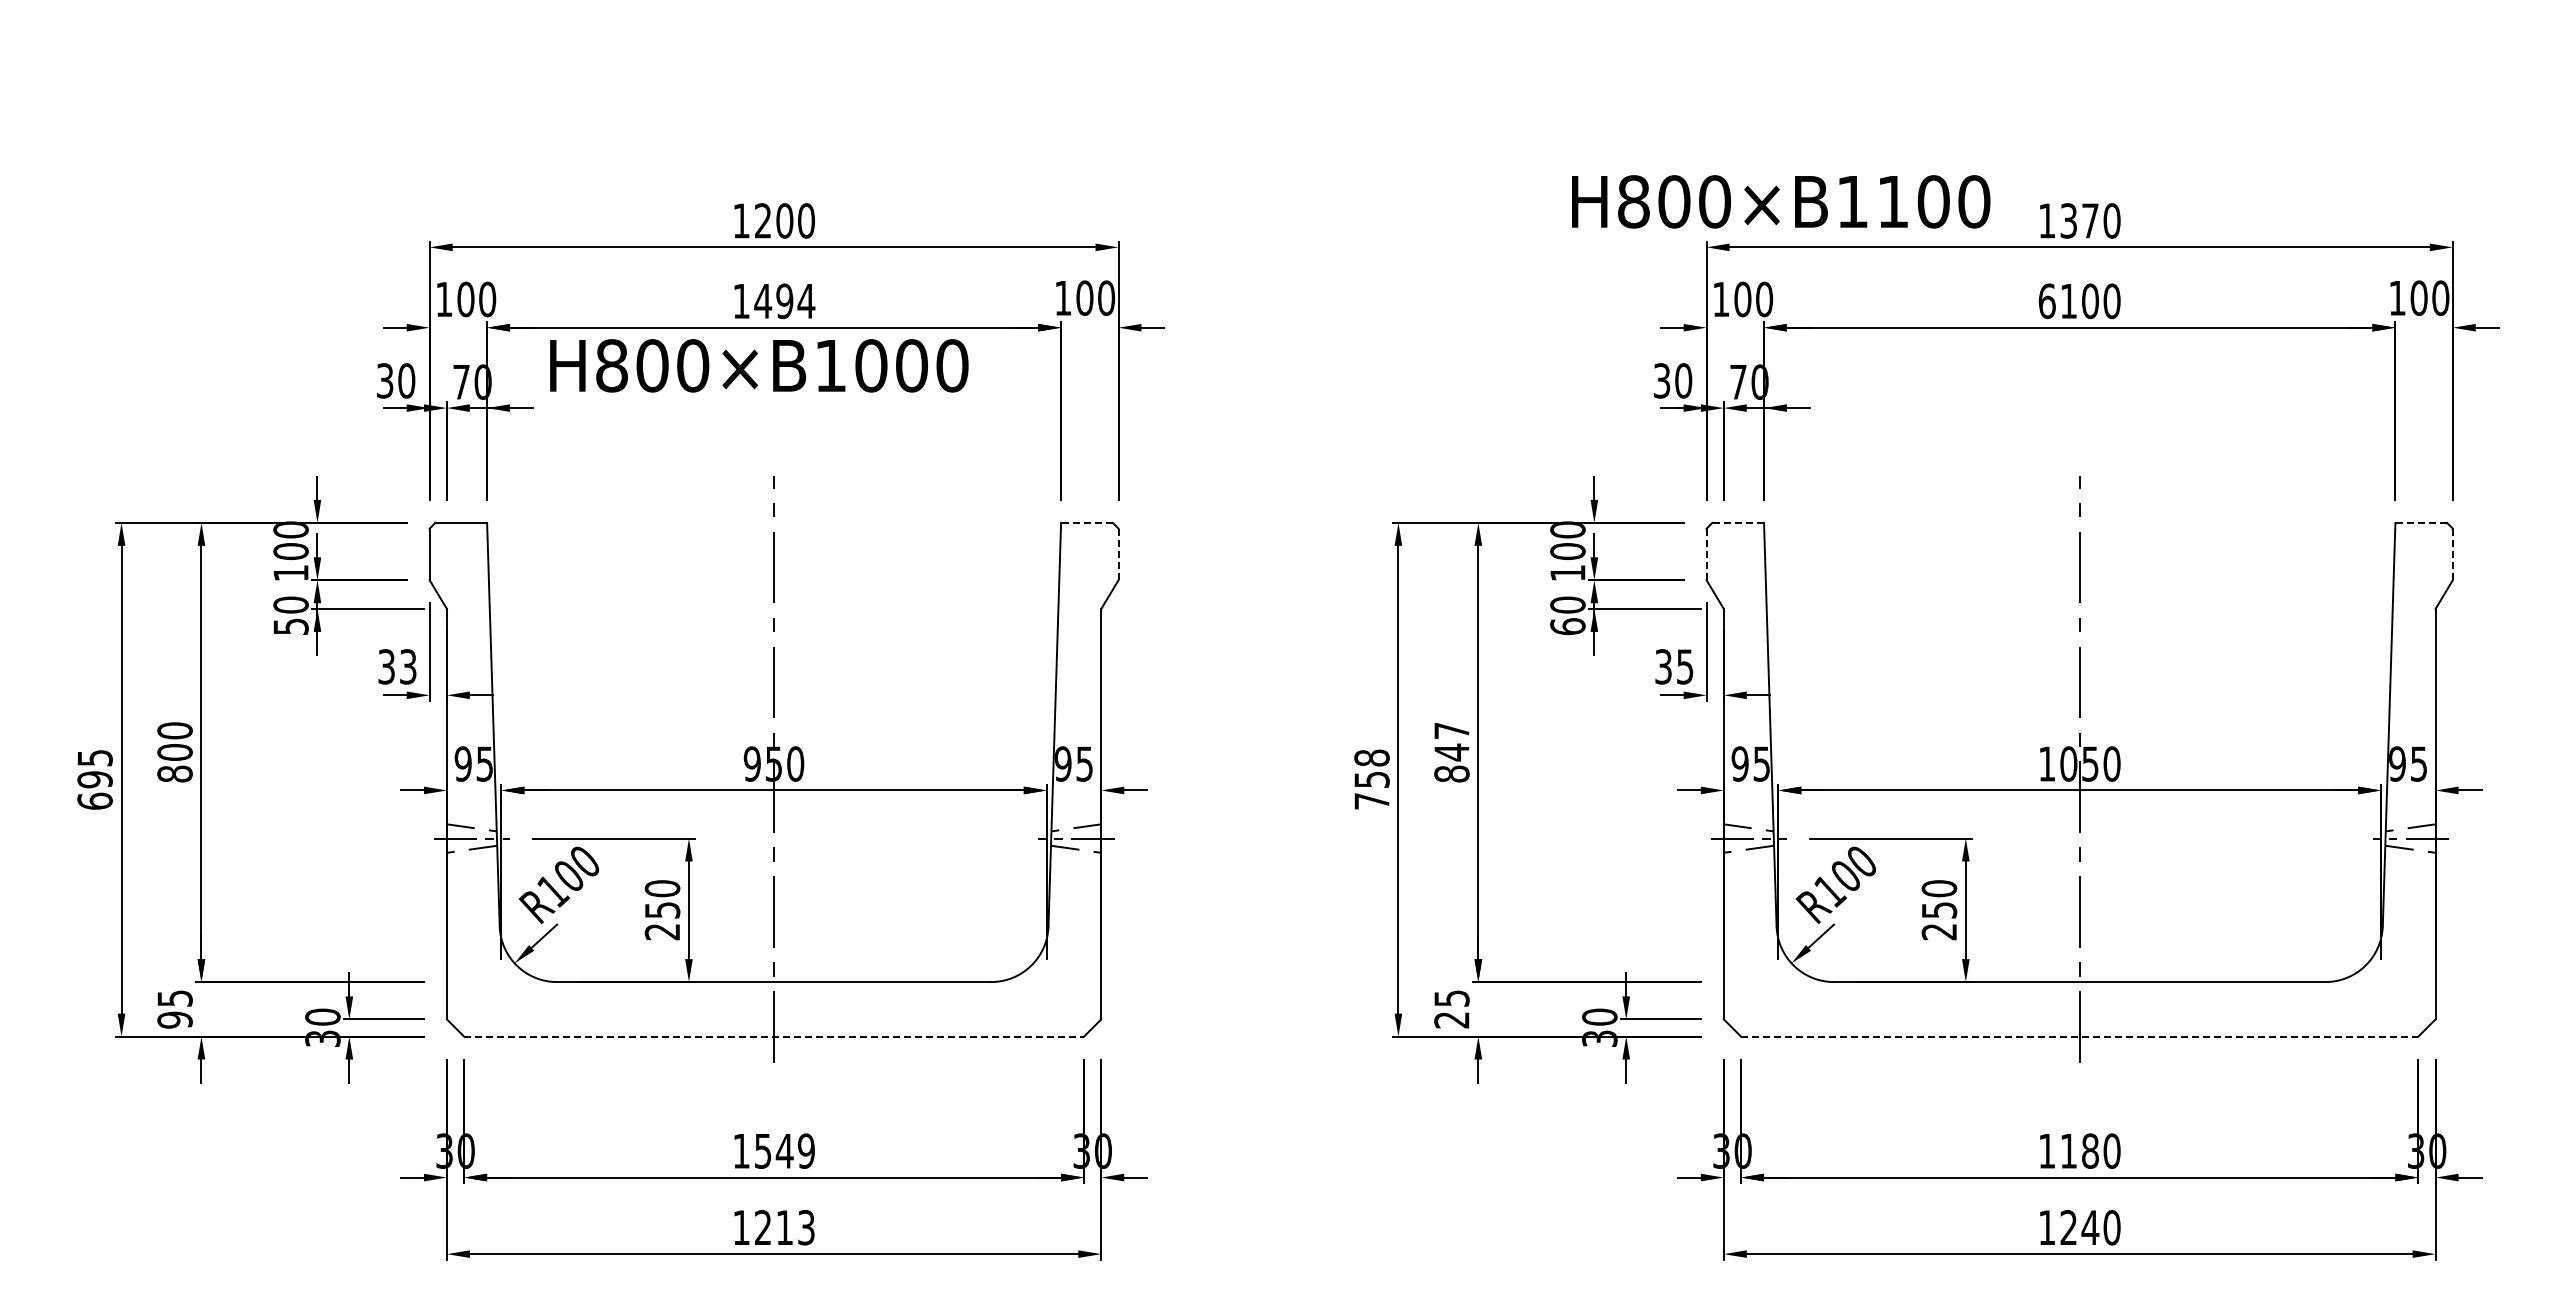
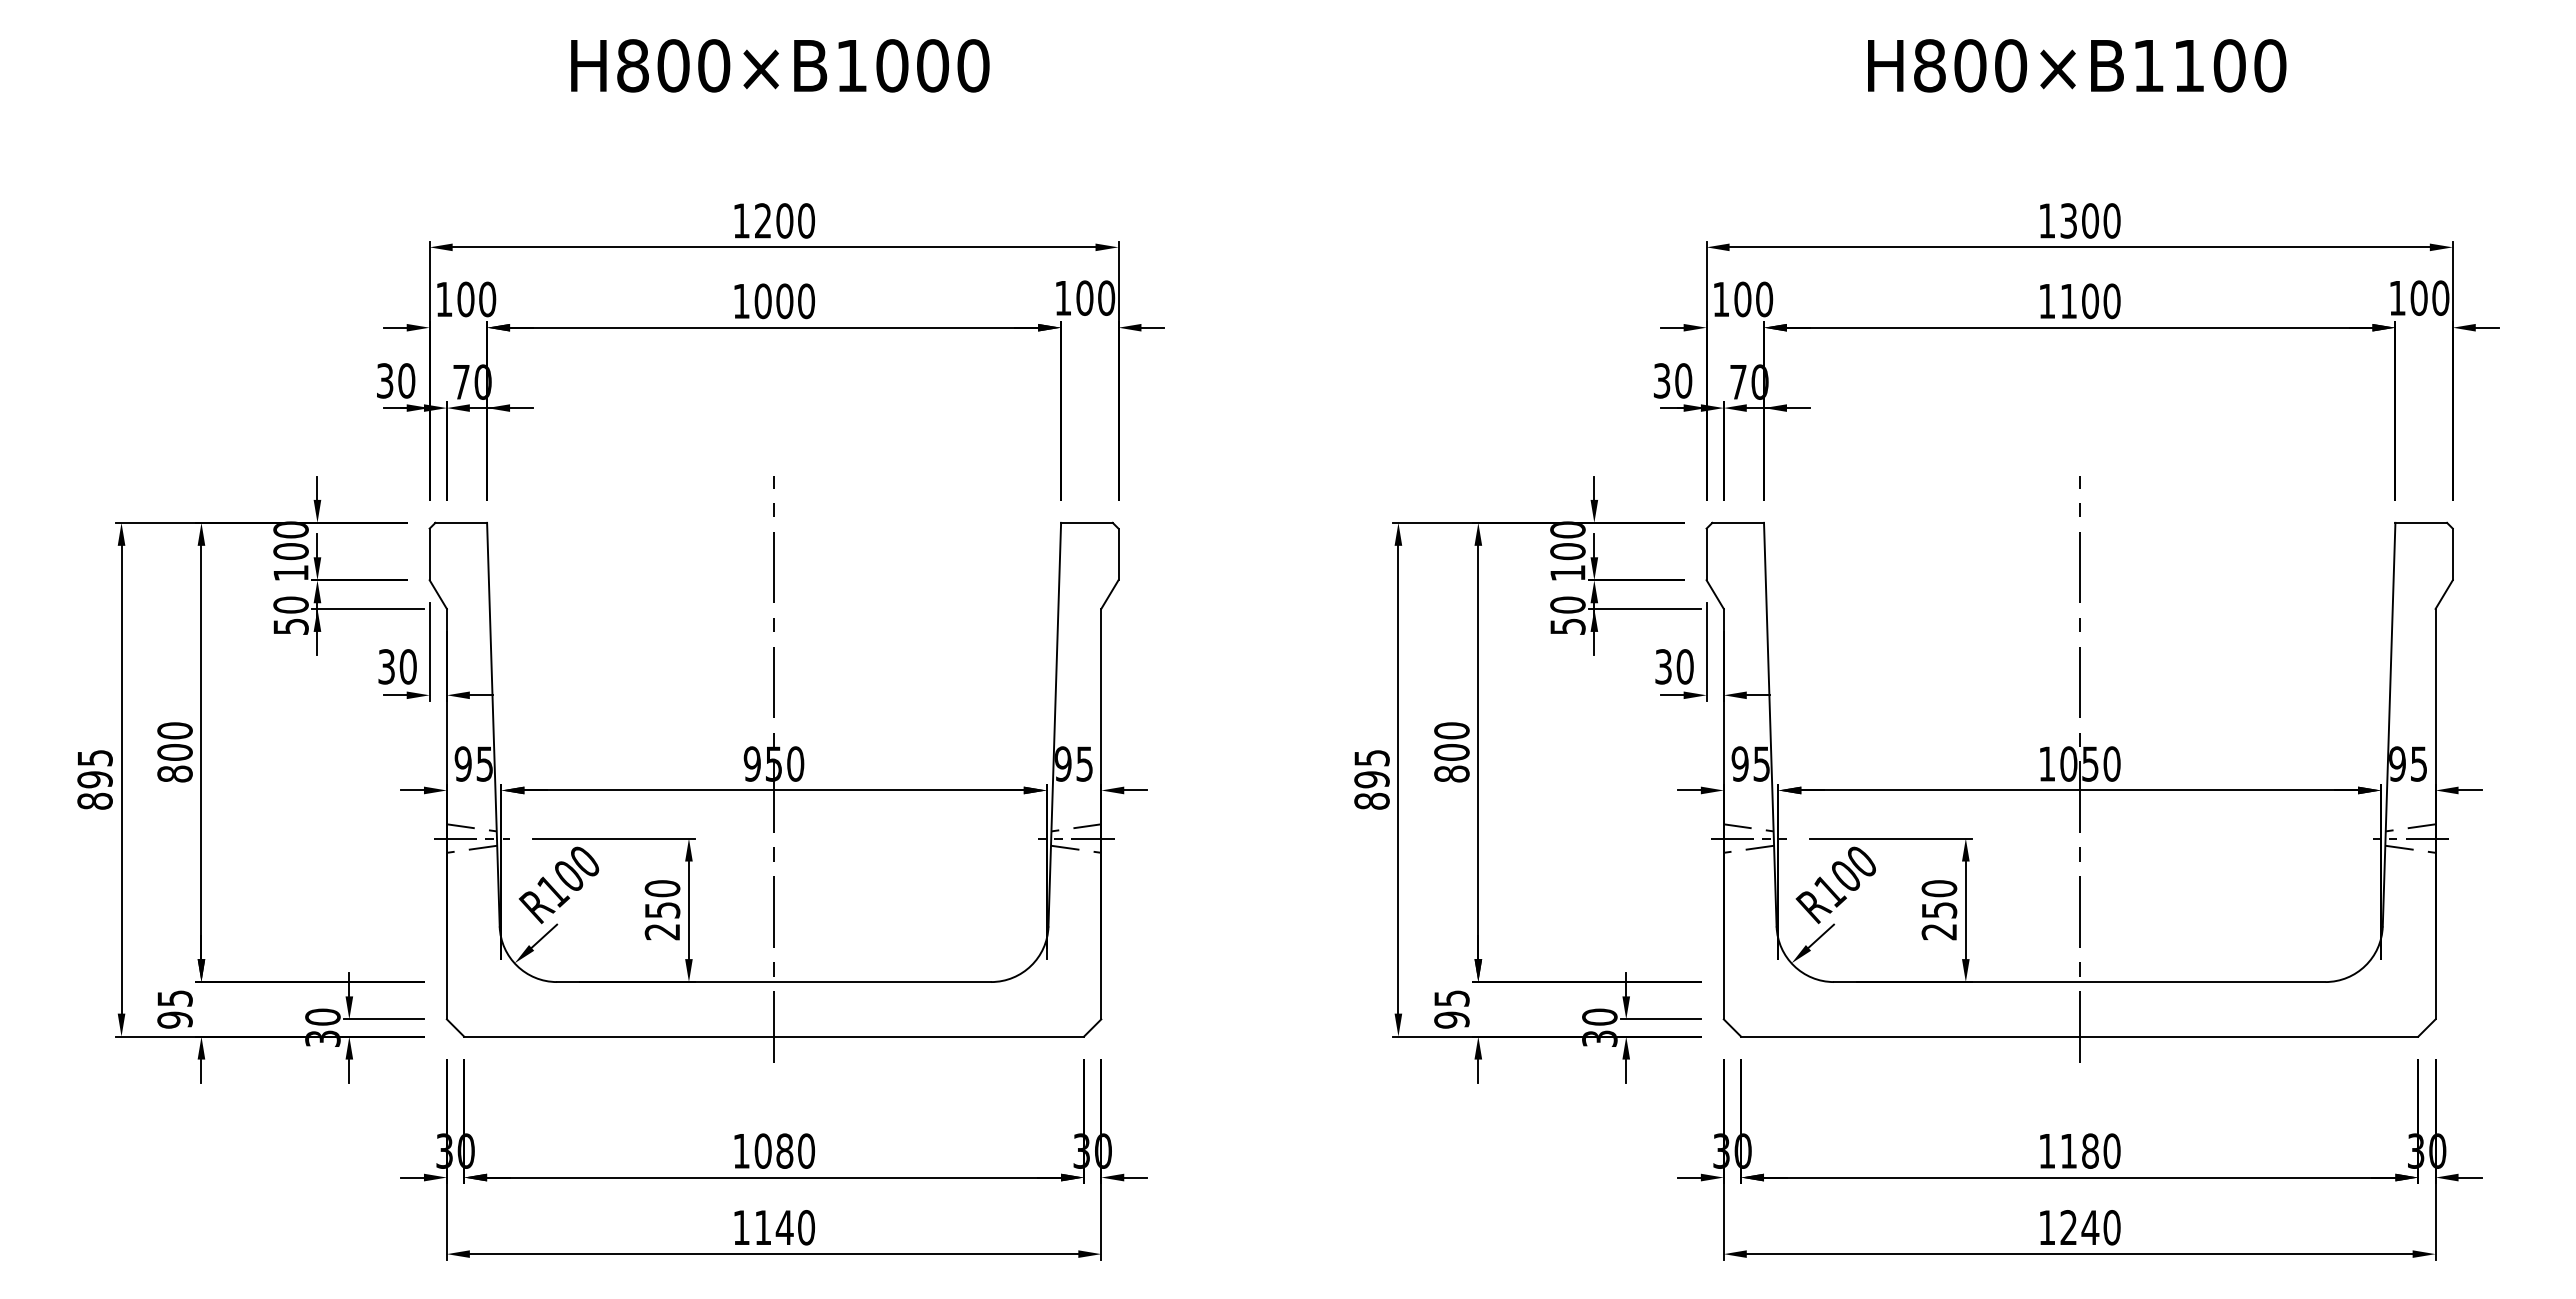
text position: (1781, 201) -> (2077, 65) (2077, 65)
text: 1370 -> 1300 (2090, 220)
text: 1494 -> 1000 (784, 301)
text: 6100 -> 1100 (2046, 301)
text position: (759, 365) -> (780, 65) (780, 65)
line: dashed -> solid (1086, 522)
line: dashed -> solid (1738, 522)
line: dashed -> solid (2421, 522)
line: dashed -> solid (1118, 554)
line: dashed -> solid (1706, 554)
line: dashed -> solid (2452, 554)
text: 60 -> 50 (1567, 626)
text: 33 -> 30 (407, 666)
text: 35 -> 30 (1684, 666)
text: 847 -> 800 (1451, 741)
text: 758 -> 895 (1371, 779)
text: 695 -> 895 (94, 800)
text: 25 -> 95 (1451, 1019)
line: dashed -> solid (774, 1036)
line: dashed -> solid (2079, 1036)
text: 1549 -> 1080 (784, 1150)
text: 1213 -> 1140 (785, 1227)
